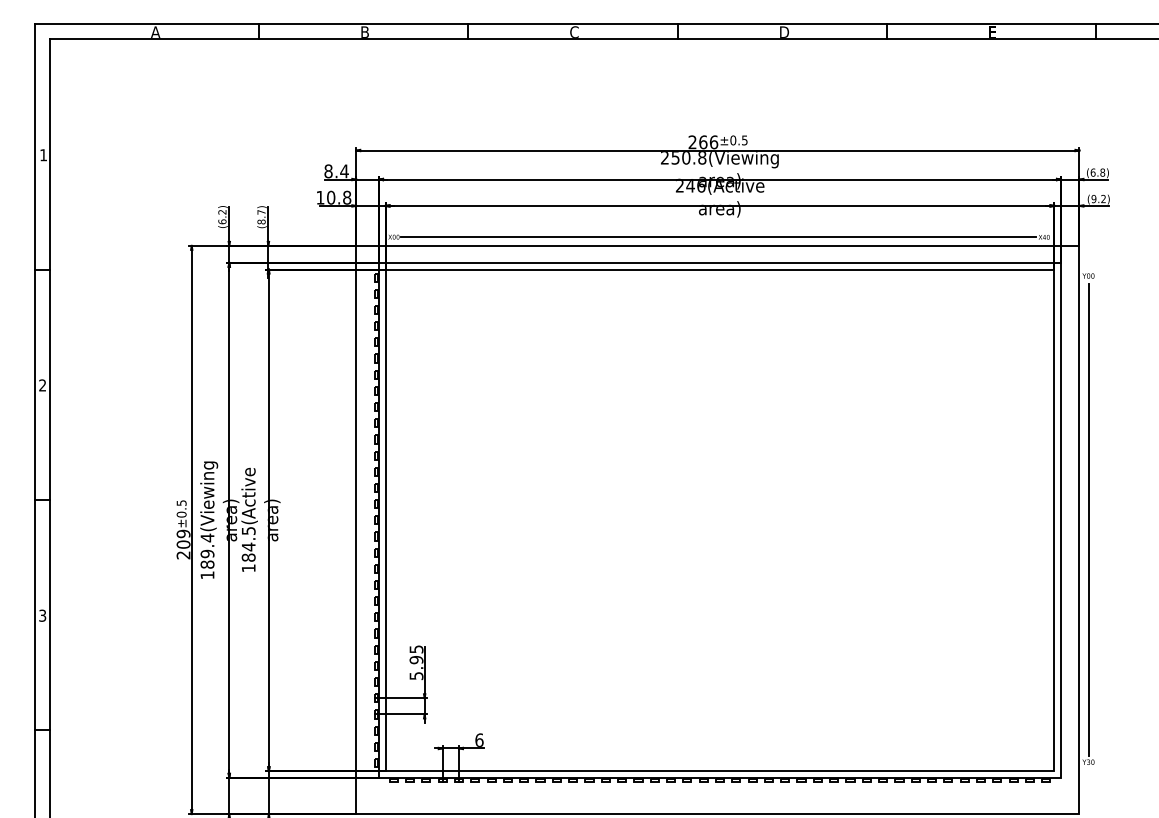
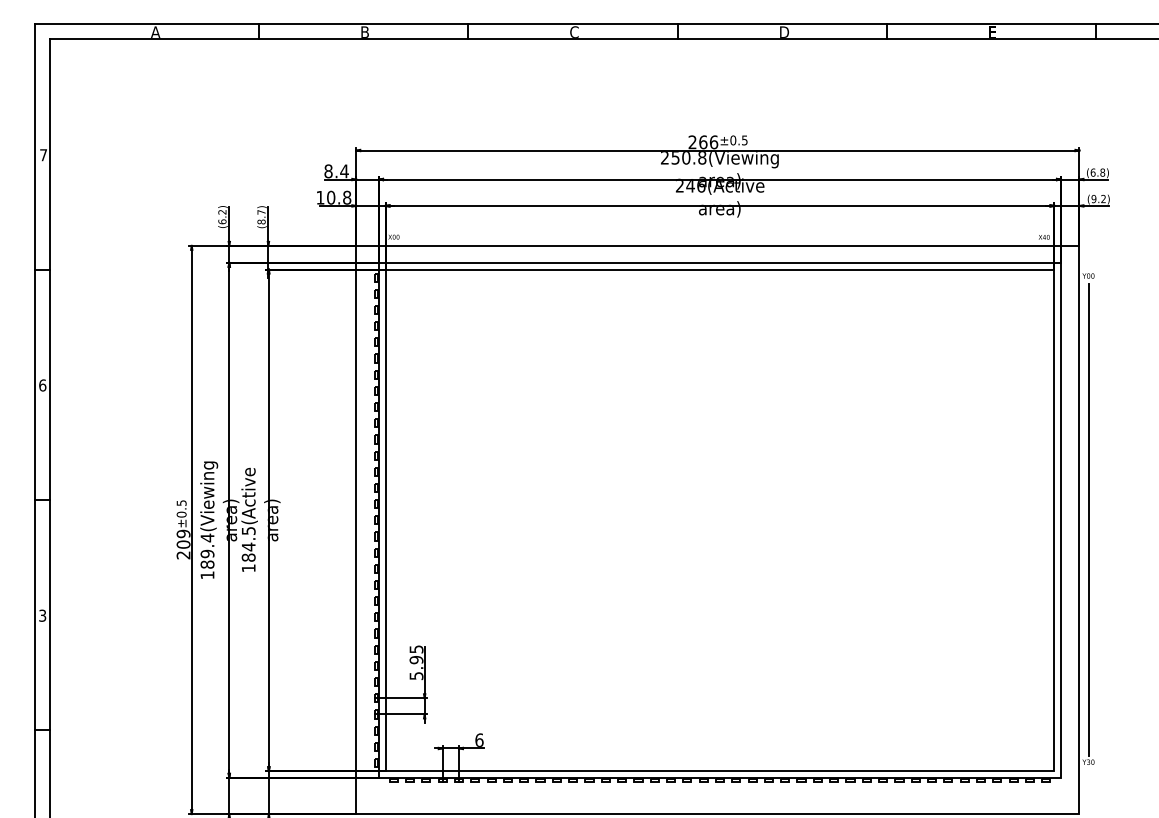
text: 1 -> 7 (43, 155)
line: present -> none (718, 237)
text: 2 -> 6 (42, 385)
